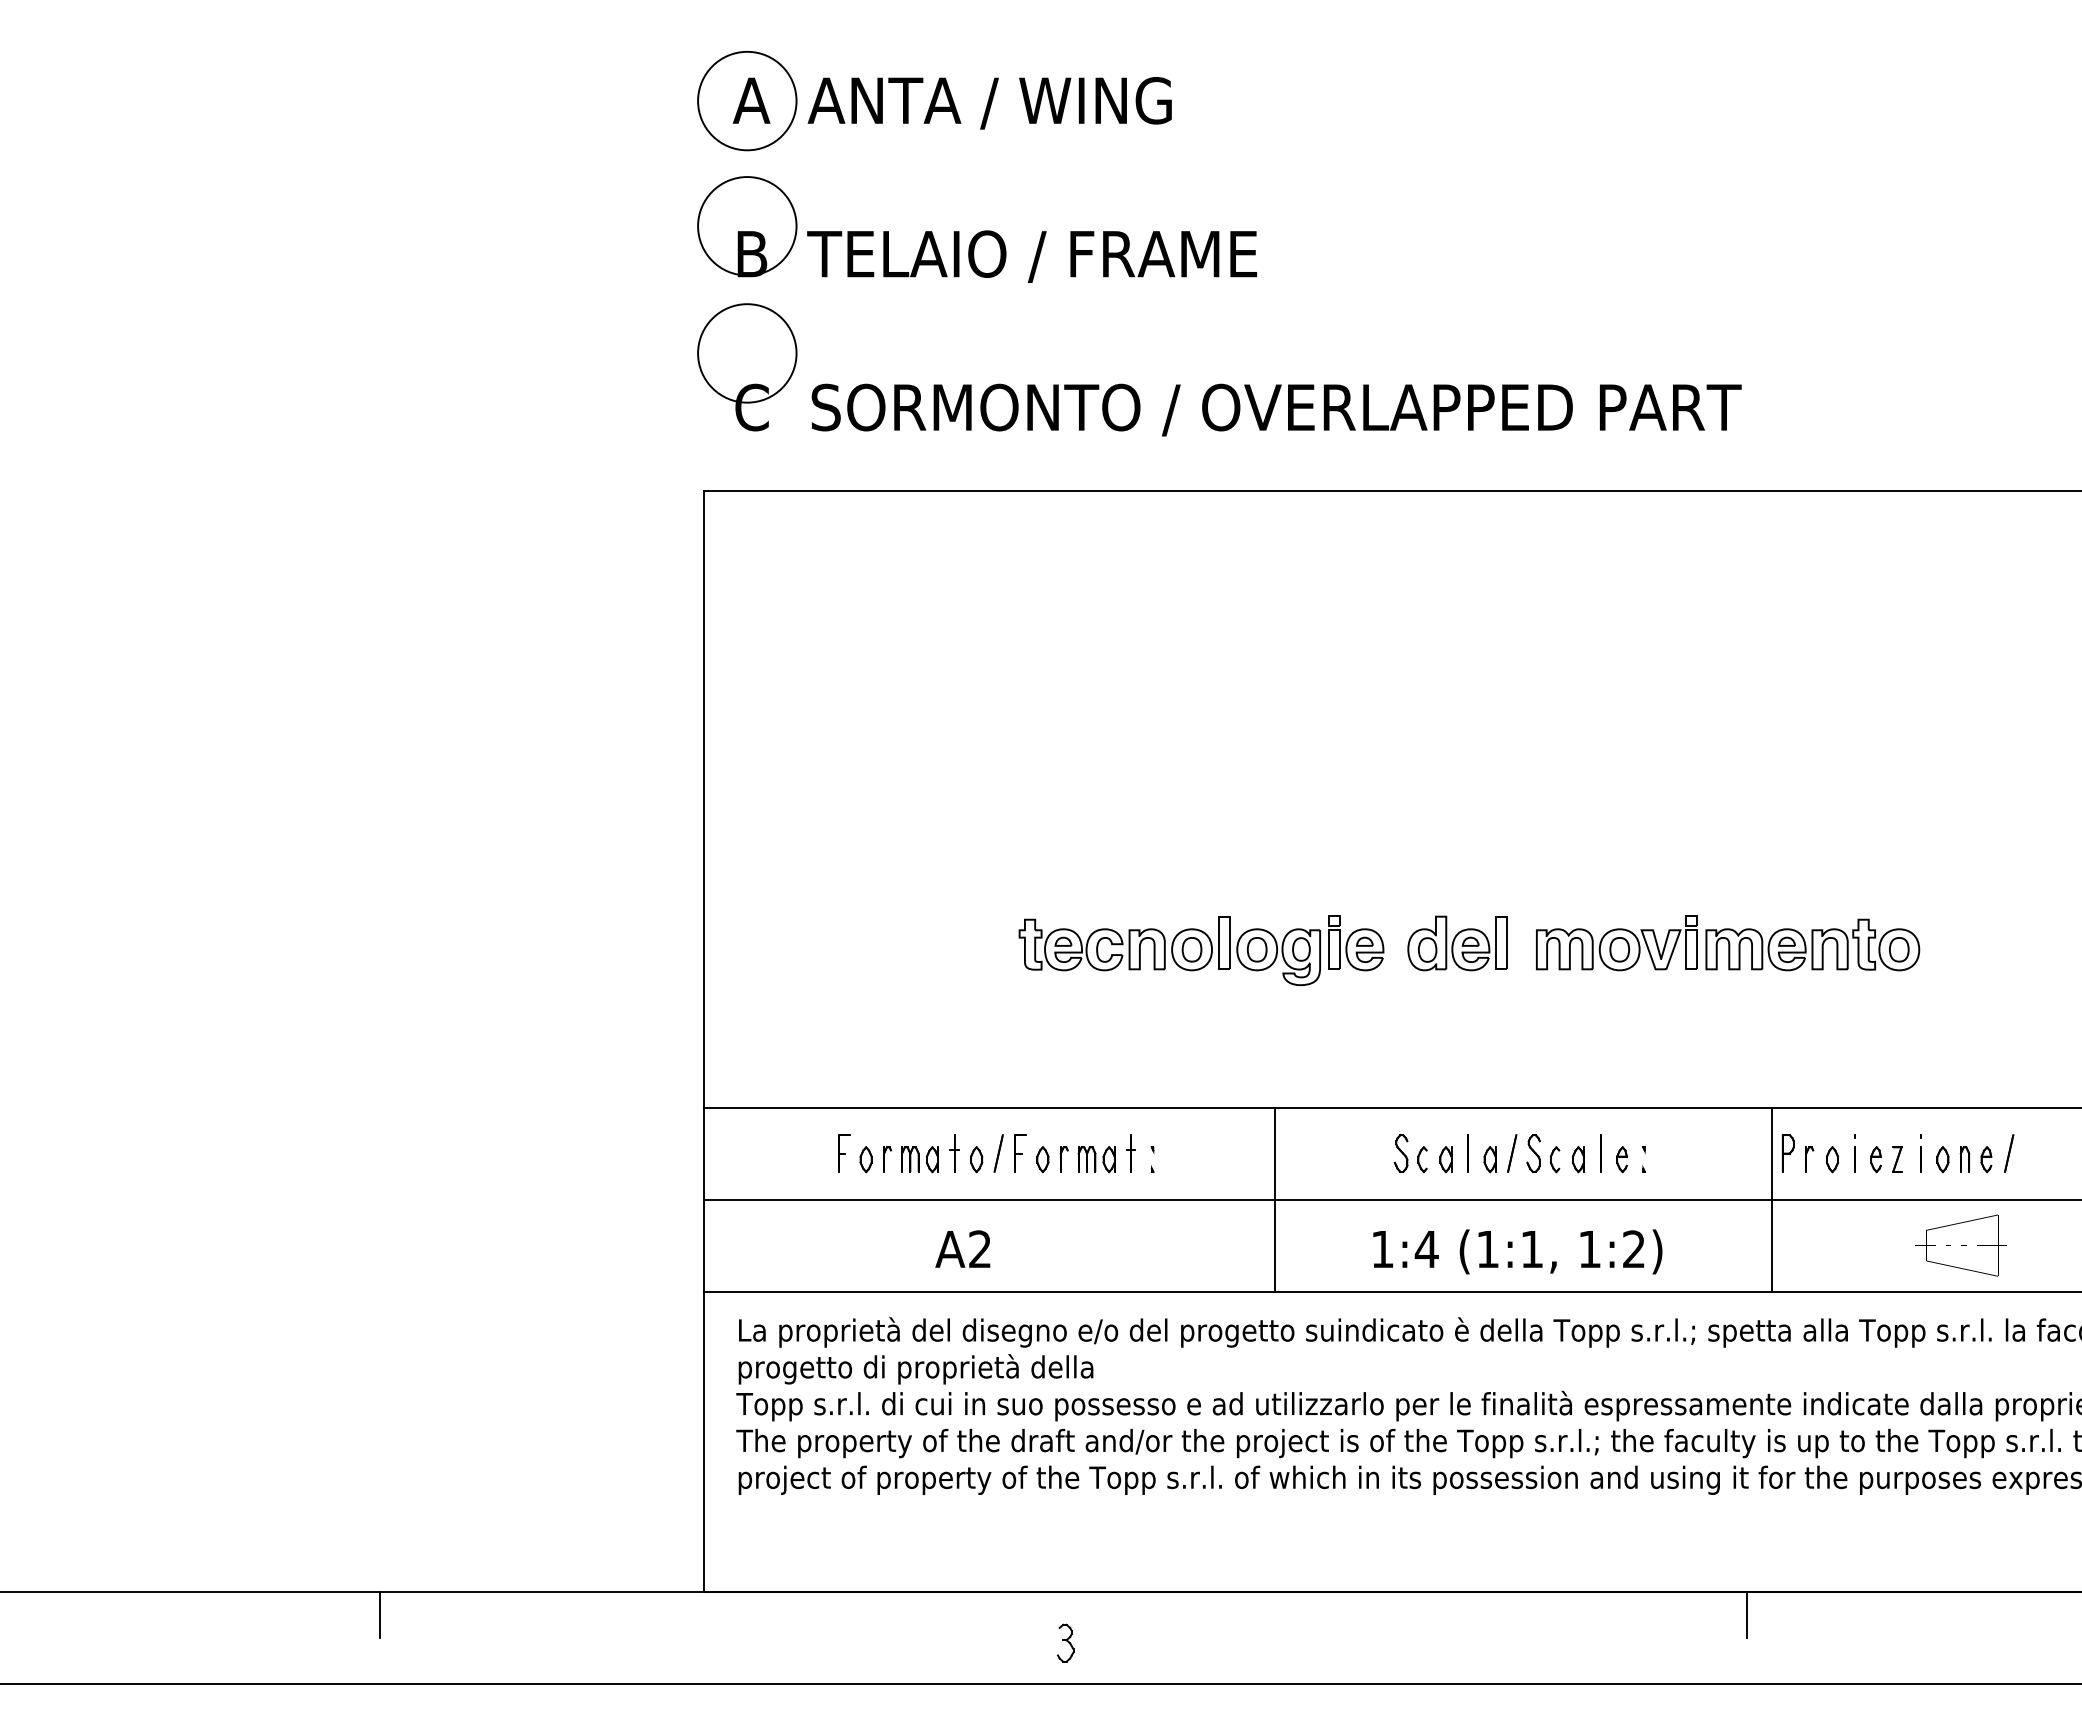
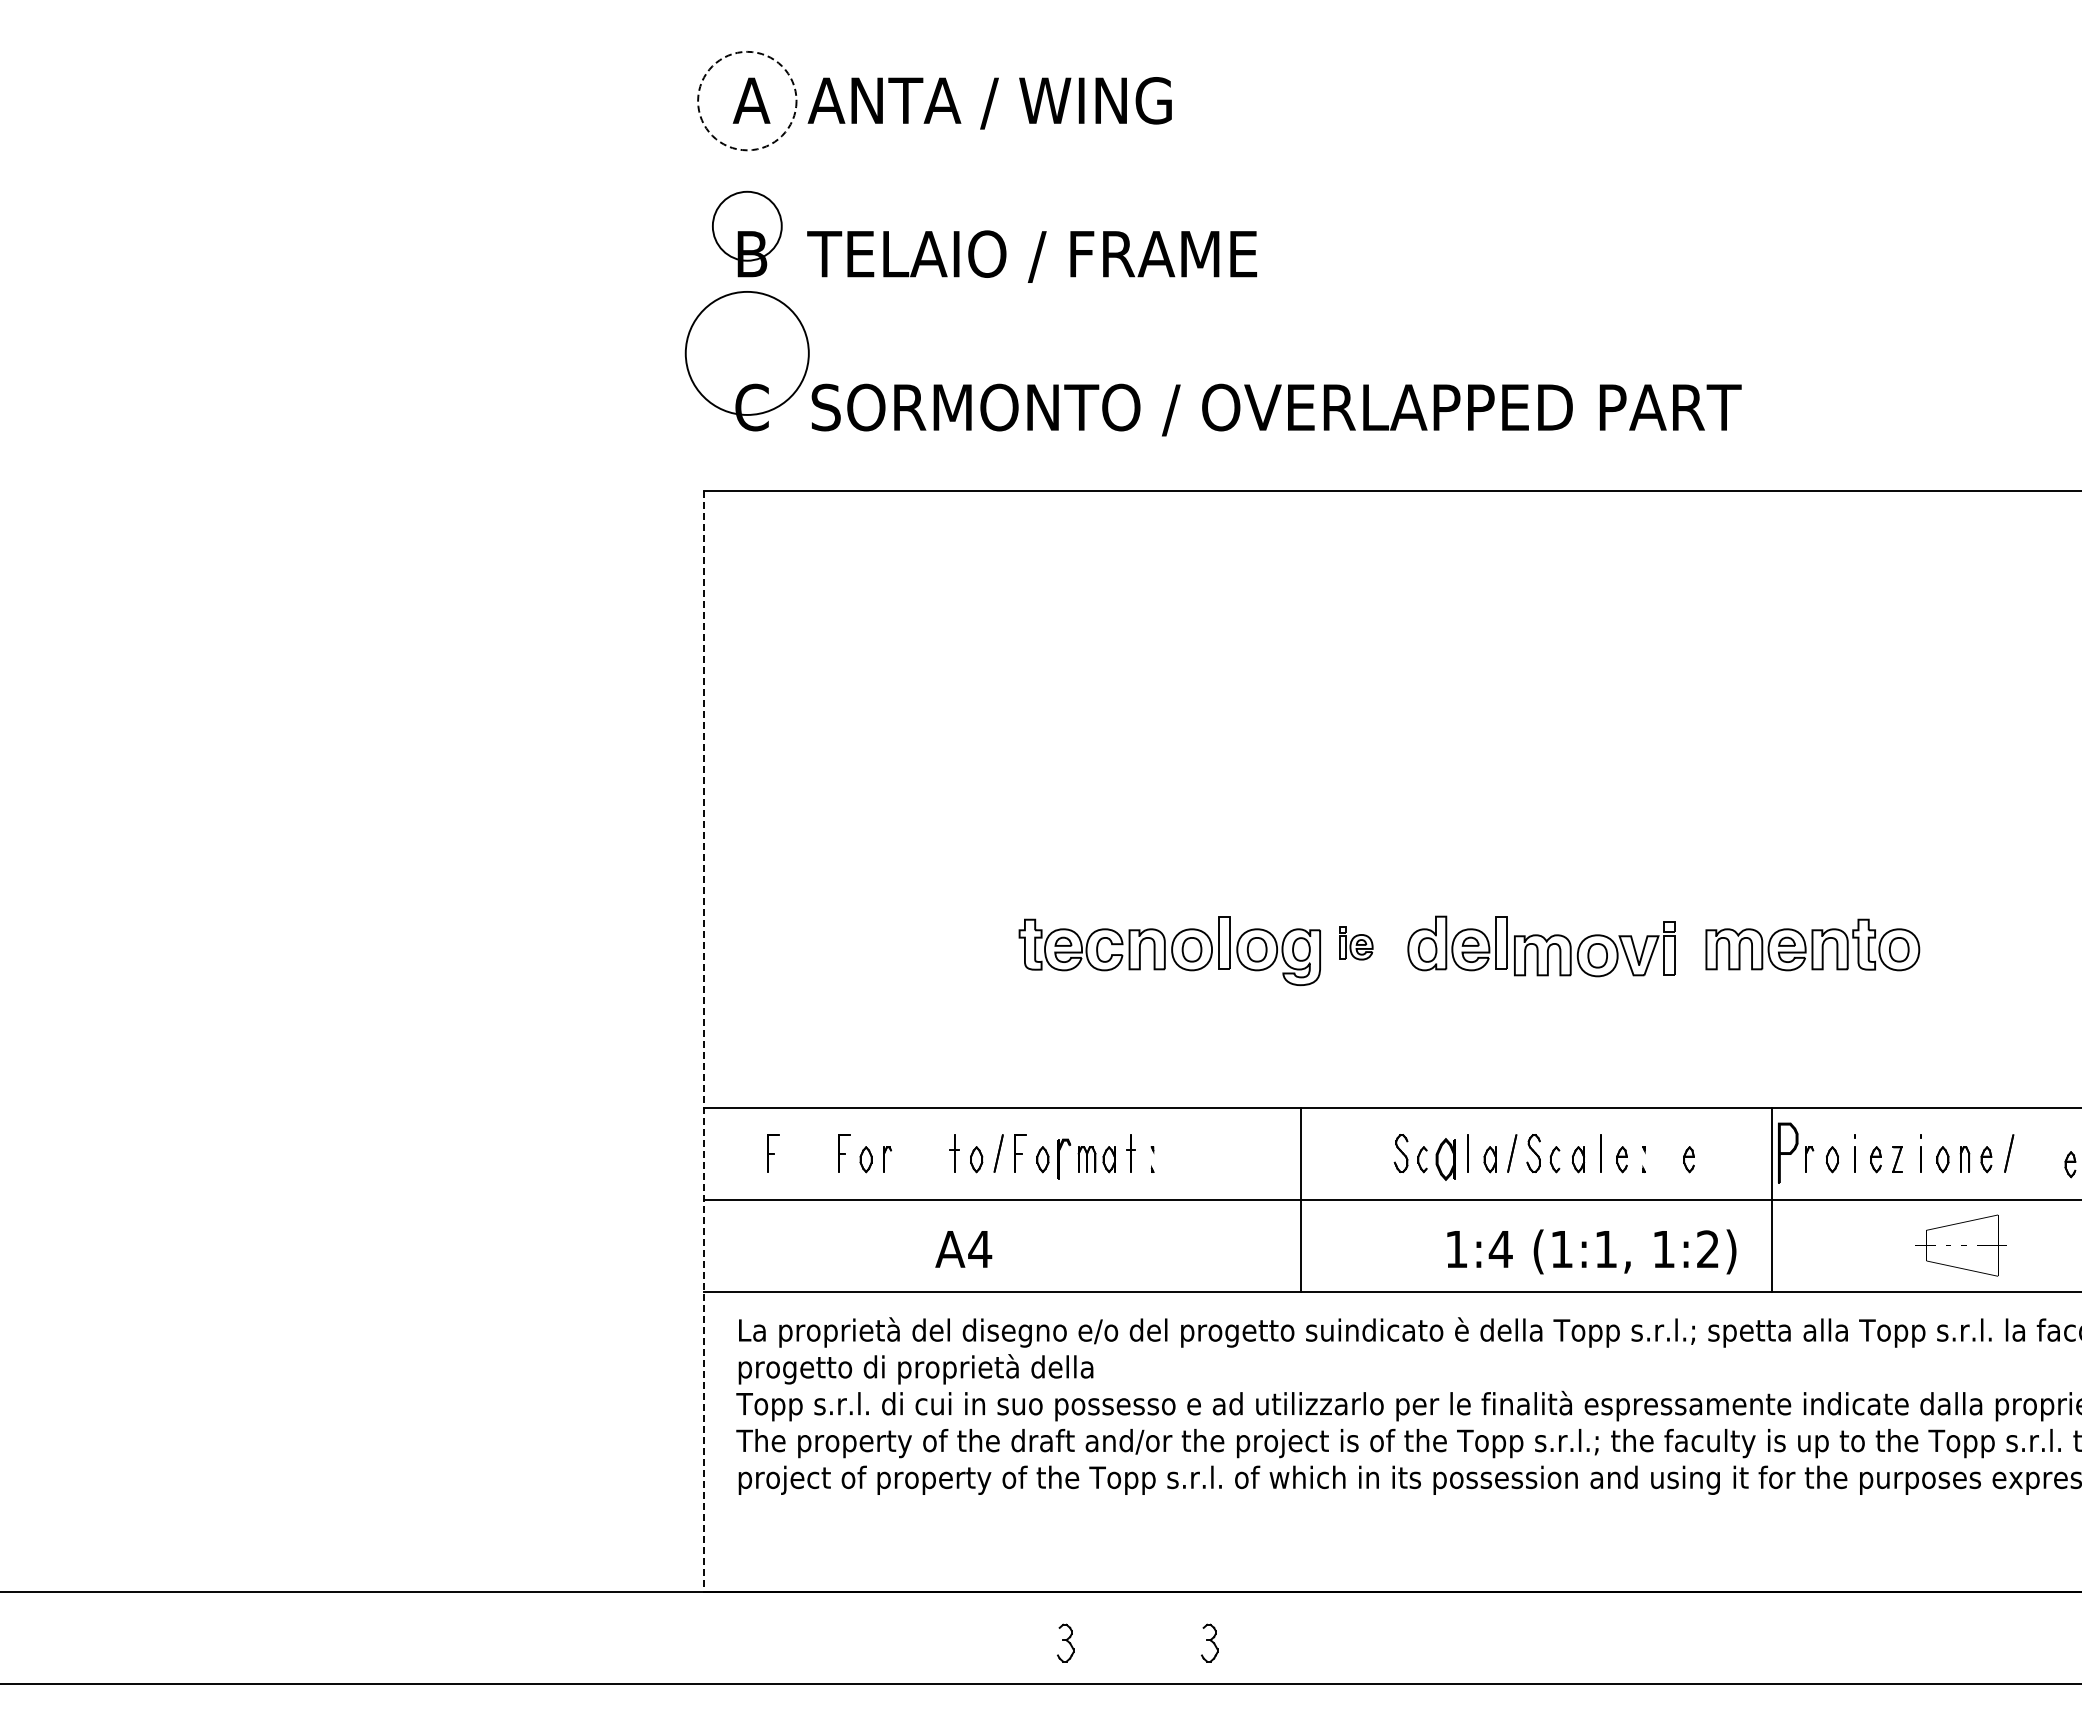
circle: solid -> dashed (747, 100)
circle diameter: 98 px -> 69 px (746, 225)
circle diameter: 98 px -> 123 px (746, 352)
part size: 57x57 px -> 35x35 px (1356, 943)
part position: (1616, 943) -> (1594, 949) (1594, 949)
line: solid -> dashed (704, 1041)
part: none -> present (773, 1153)
part size: 13x39 px -> 21x62 px (1788, 1152)
part: present -> none (919, 1159)
part size: 10x27 px -> 15x42 px (1064, 1158)
part size: 14x28 px -> 21x43 px (1445, 1159)
part: none -> present (1688, 1159)
part: none -> present (2070, 1164)
line position: (1274, 1199) -> (1300, 1199) (1300, 1199)
text: A2 -> A4 (980, 1248)
text position: (1517, 1251) -> (1591, 1251) (1591, 1251)
line: present -> none (379, 1614)
line: present -> none (1746, 1614)
part: none -> present (1209, 1642)
